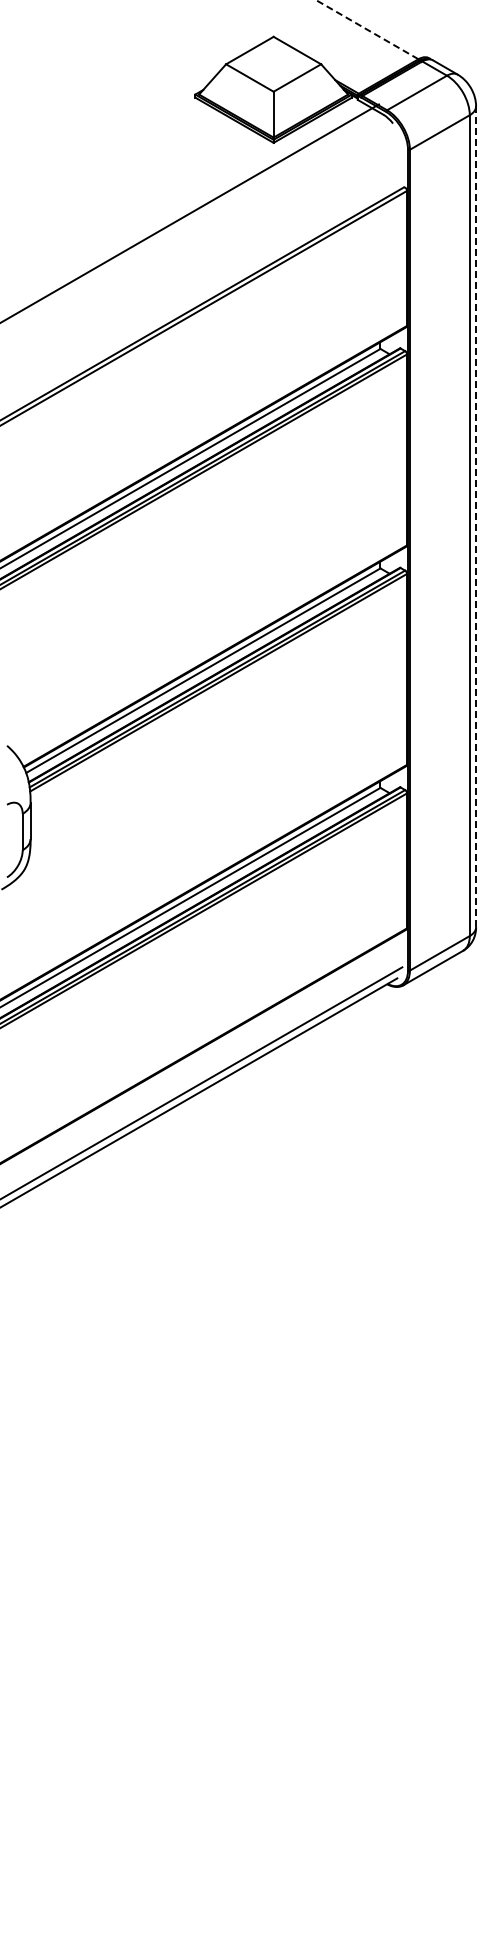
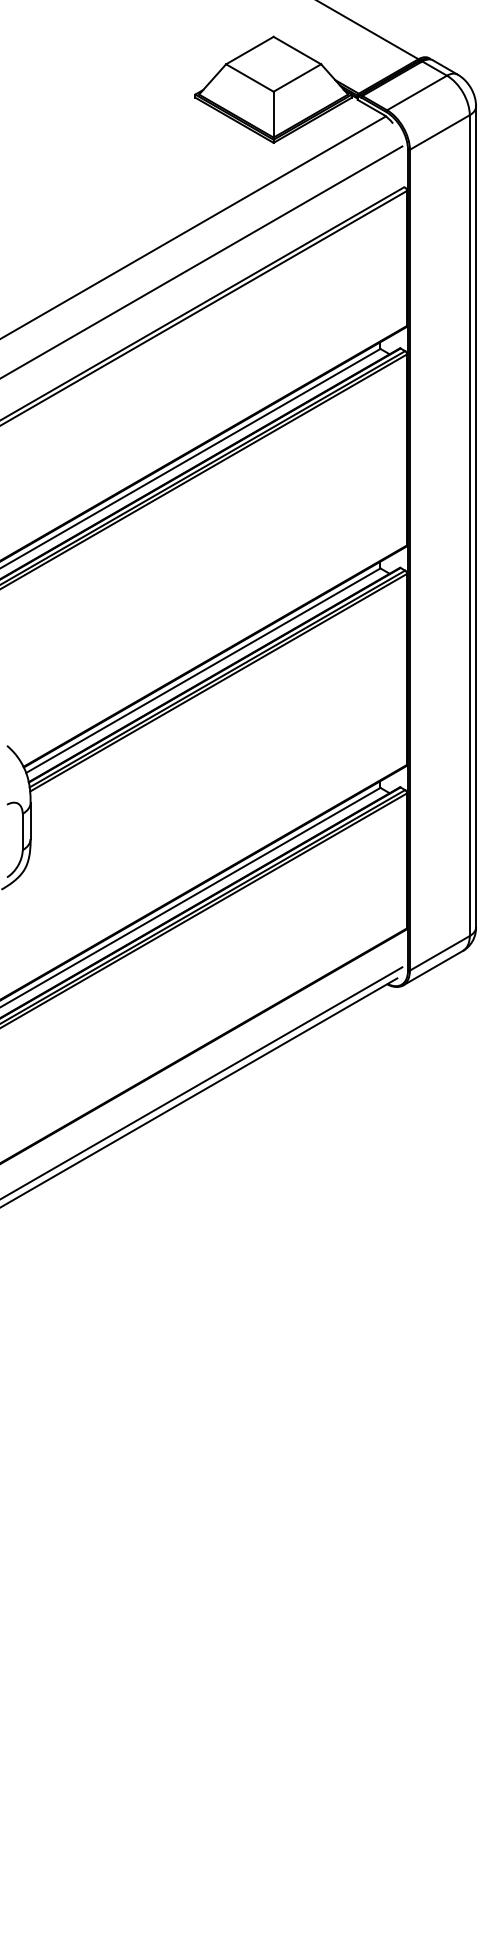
line: dashed -> solid (367, 29)
line position: (190, 212) -> (193, 226) (193, 226)
line: none -> present (202, 261)
line: dashed -> solid (476, 517)
